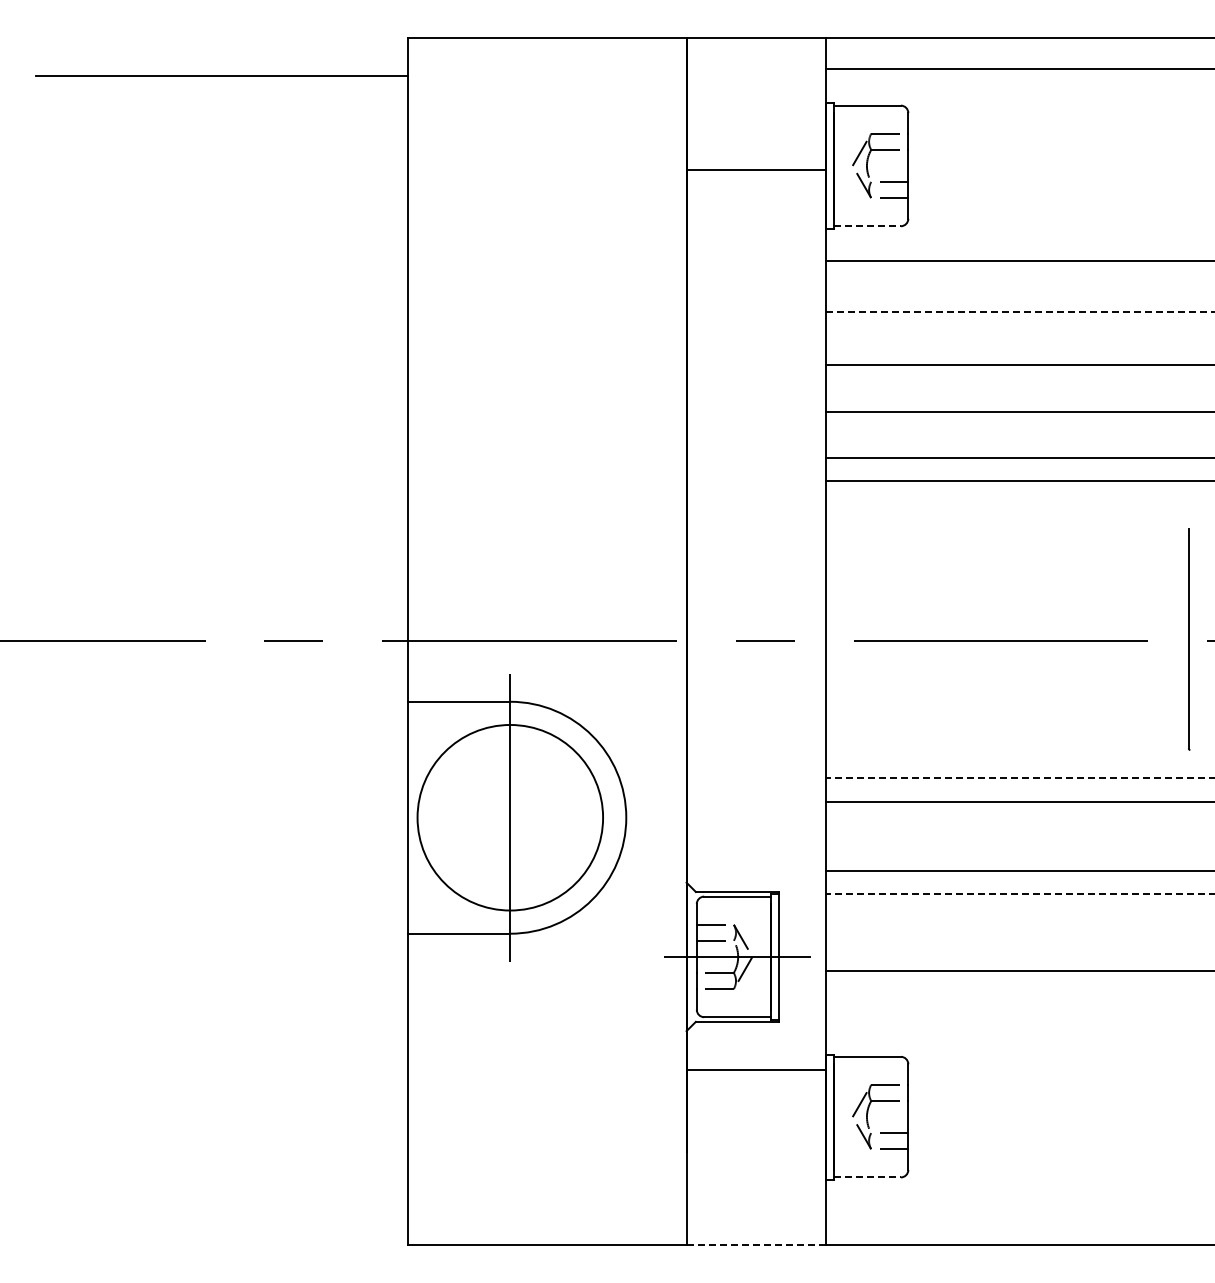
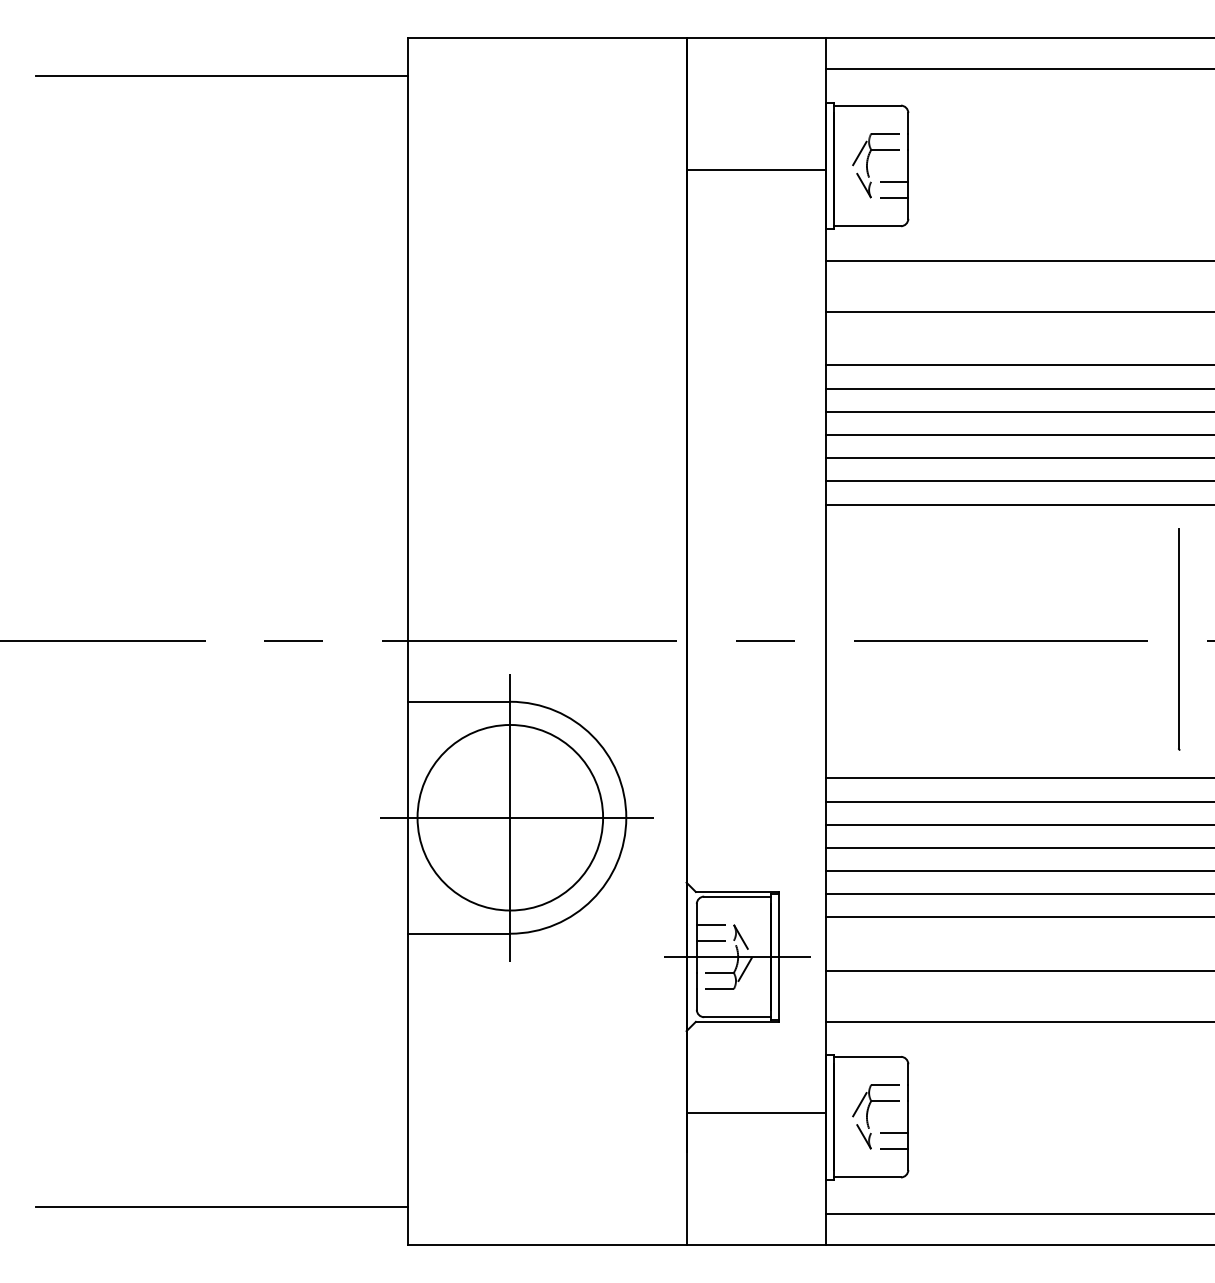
line: dashed -> solid (868, 226)
line: dashed -> solid (1020, 312)
line: none -> present (1018, 388)
line: none -> present (1018, 435)
line: none -> present (1018, 504)
line position: (1189, 639) -> (1179, 639) (1179, 639)
line: dashed -> solid (1019, 778)
line: none -> present (517, 817)
line: none -> present (1018, 824)
line: none -> present (1018, 847)
line: dashed -> solid (1019, 894)
line: none -> present (1018, 917)
line: none -> present (1018, 1021)
line position: (755, 1069) -> (755, 1112) (755, 1112)
line: dashed -> solid (868, 1177)
line: none -> present (222, 1207)
line: none -> present (1018, 1213)
line: dashed -> solid (756, 1244)
